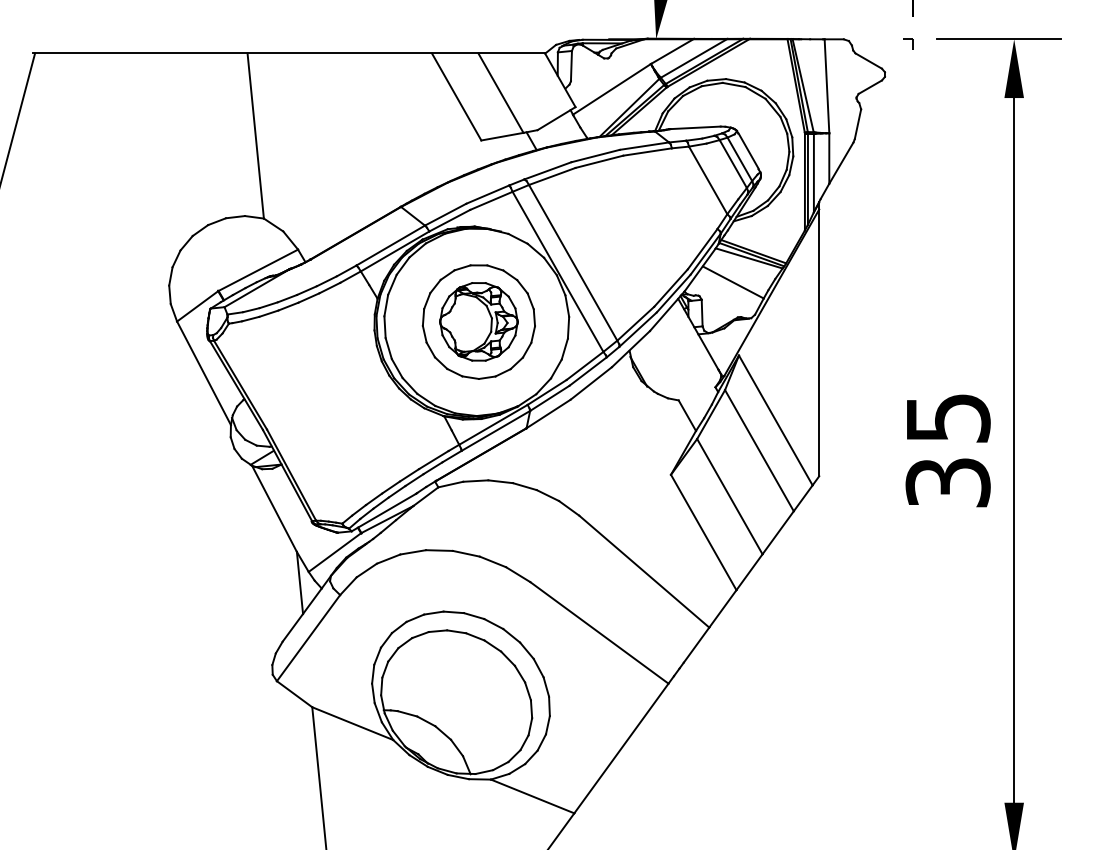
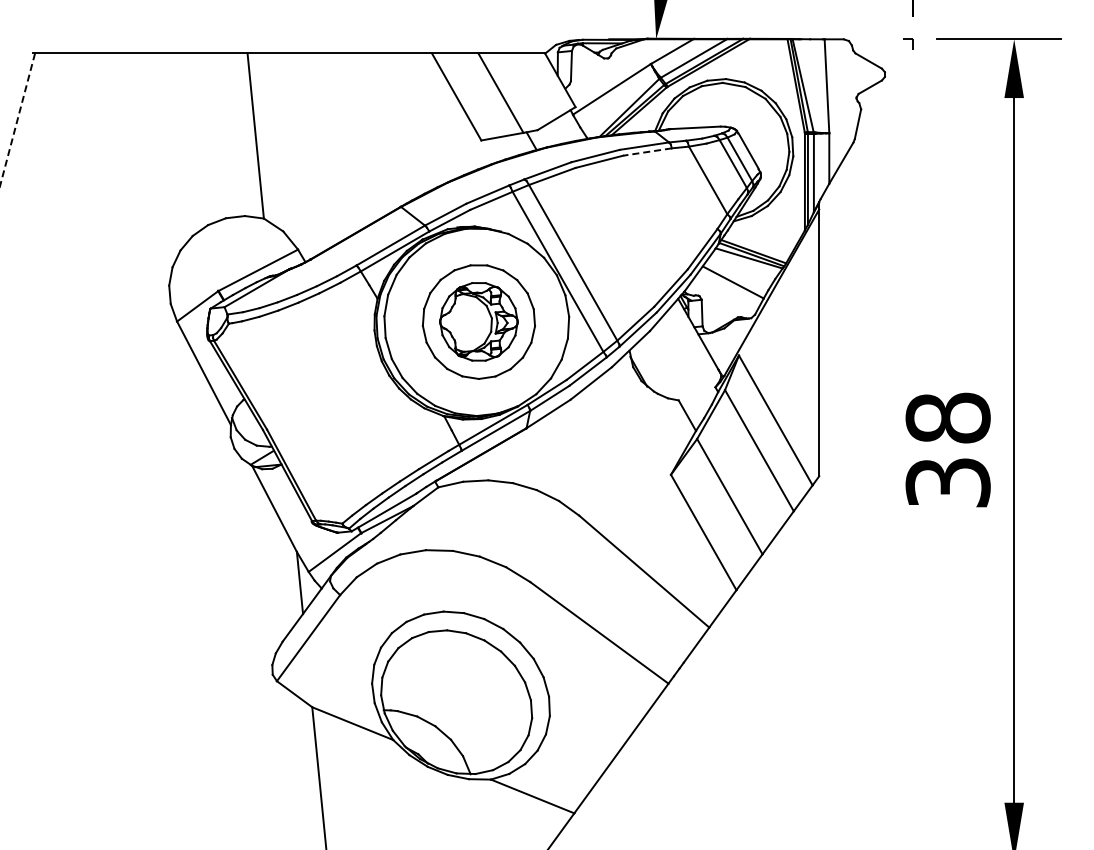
line: solid -> dashed (17, 120)
line: solid -> dashed (647, 152)
text: 35 -> 38 (947, 417)
